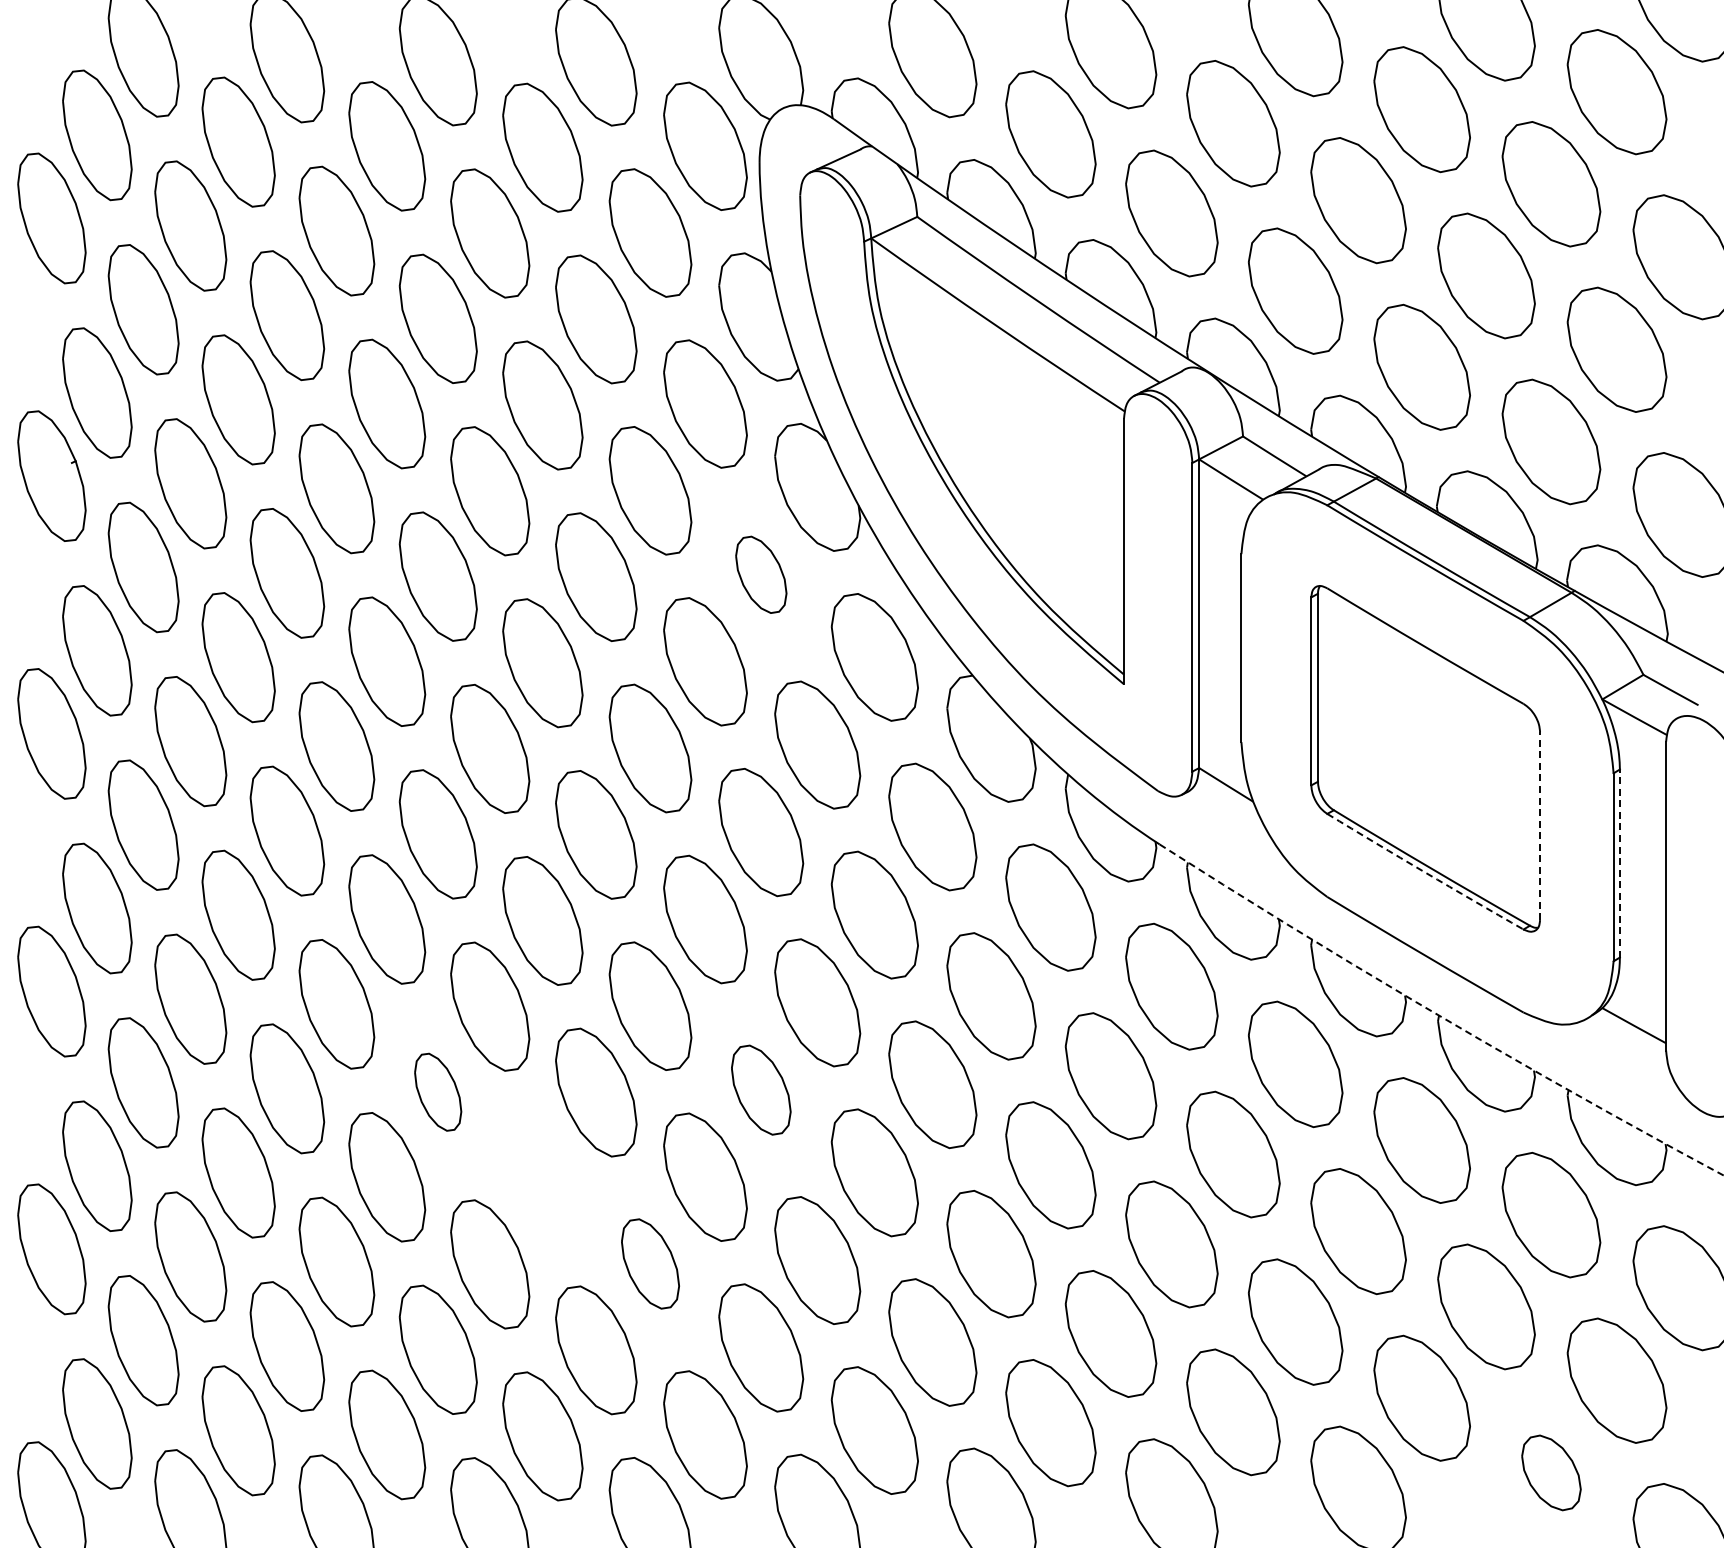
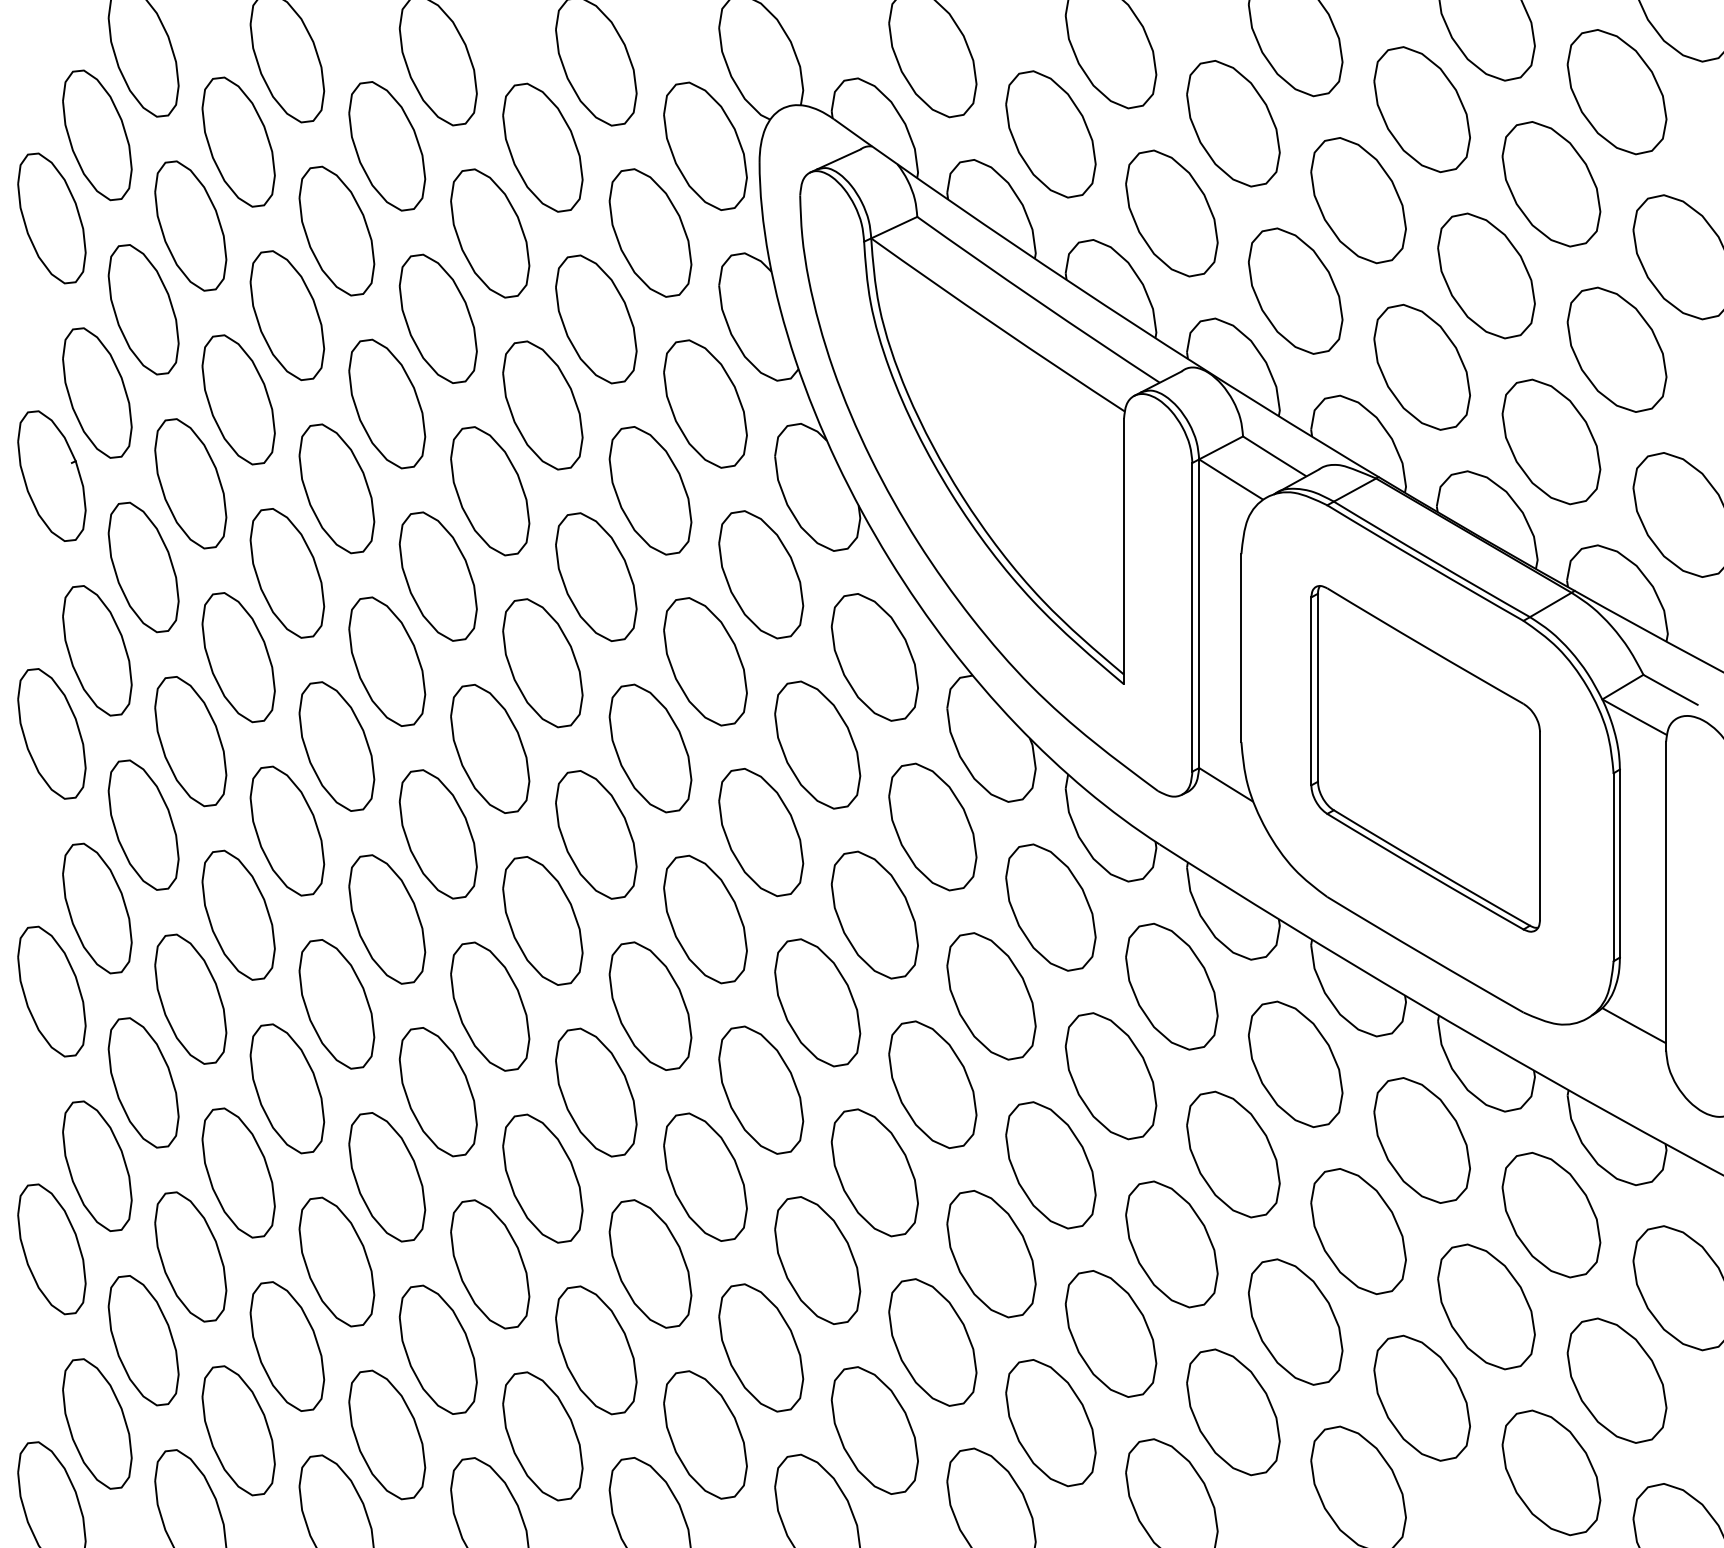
part size: 53x79 px -> 87x130 px (761, 574)
line: dashed -> solid (1540, 825)
line: dashed -> solid (1619, 863)
arc: dashed -> solid (1425, 872)
arc: dashed -> solid (1439, 1015)
part size: 61x92 px -> 87x130 px (761, 1089)
part size: 49x80 px -> 80x131 px (437, 1092)
part: none -> present (542, 1178)
part size: 59x92 px -> 85x130 px (650, 1263)
part size: 61x78 px -> 101x128 px (1551, 1472)
